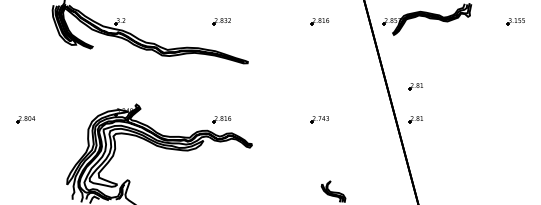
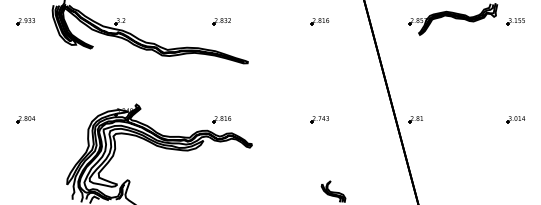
part position: (427, 19) -> (453, 19) (453, 19)
part: none -> present (25, 21)
part: present -> none (415, 86)
part: none -> present (515, 119)
